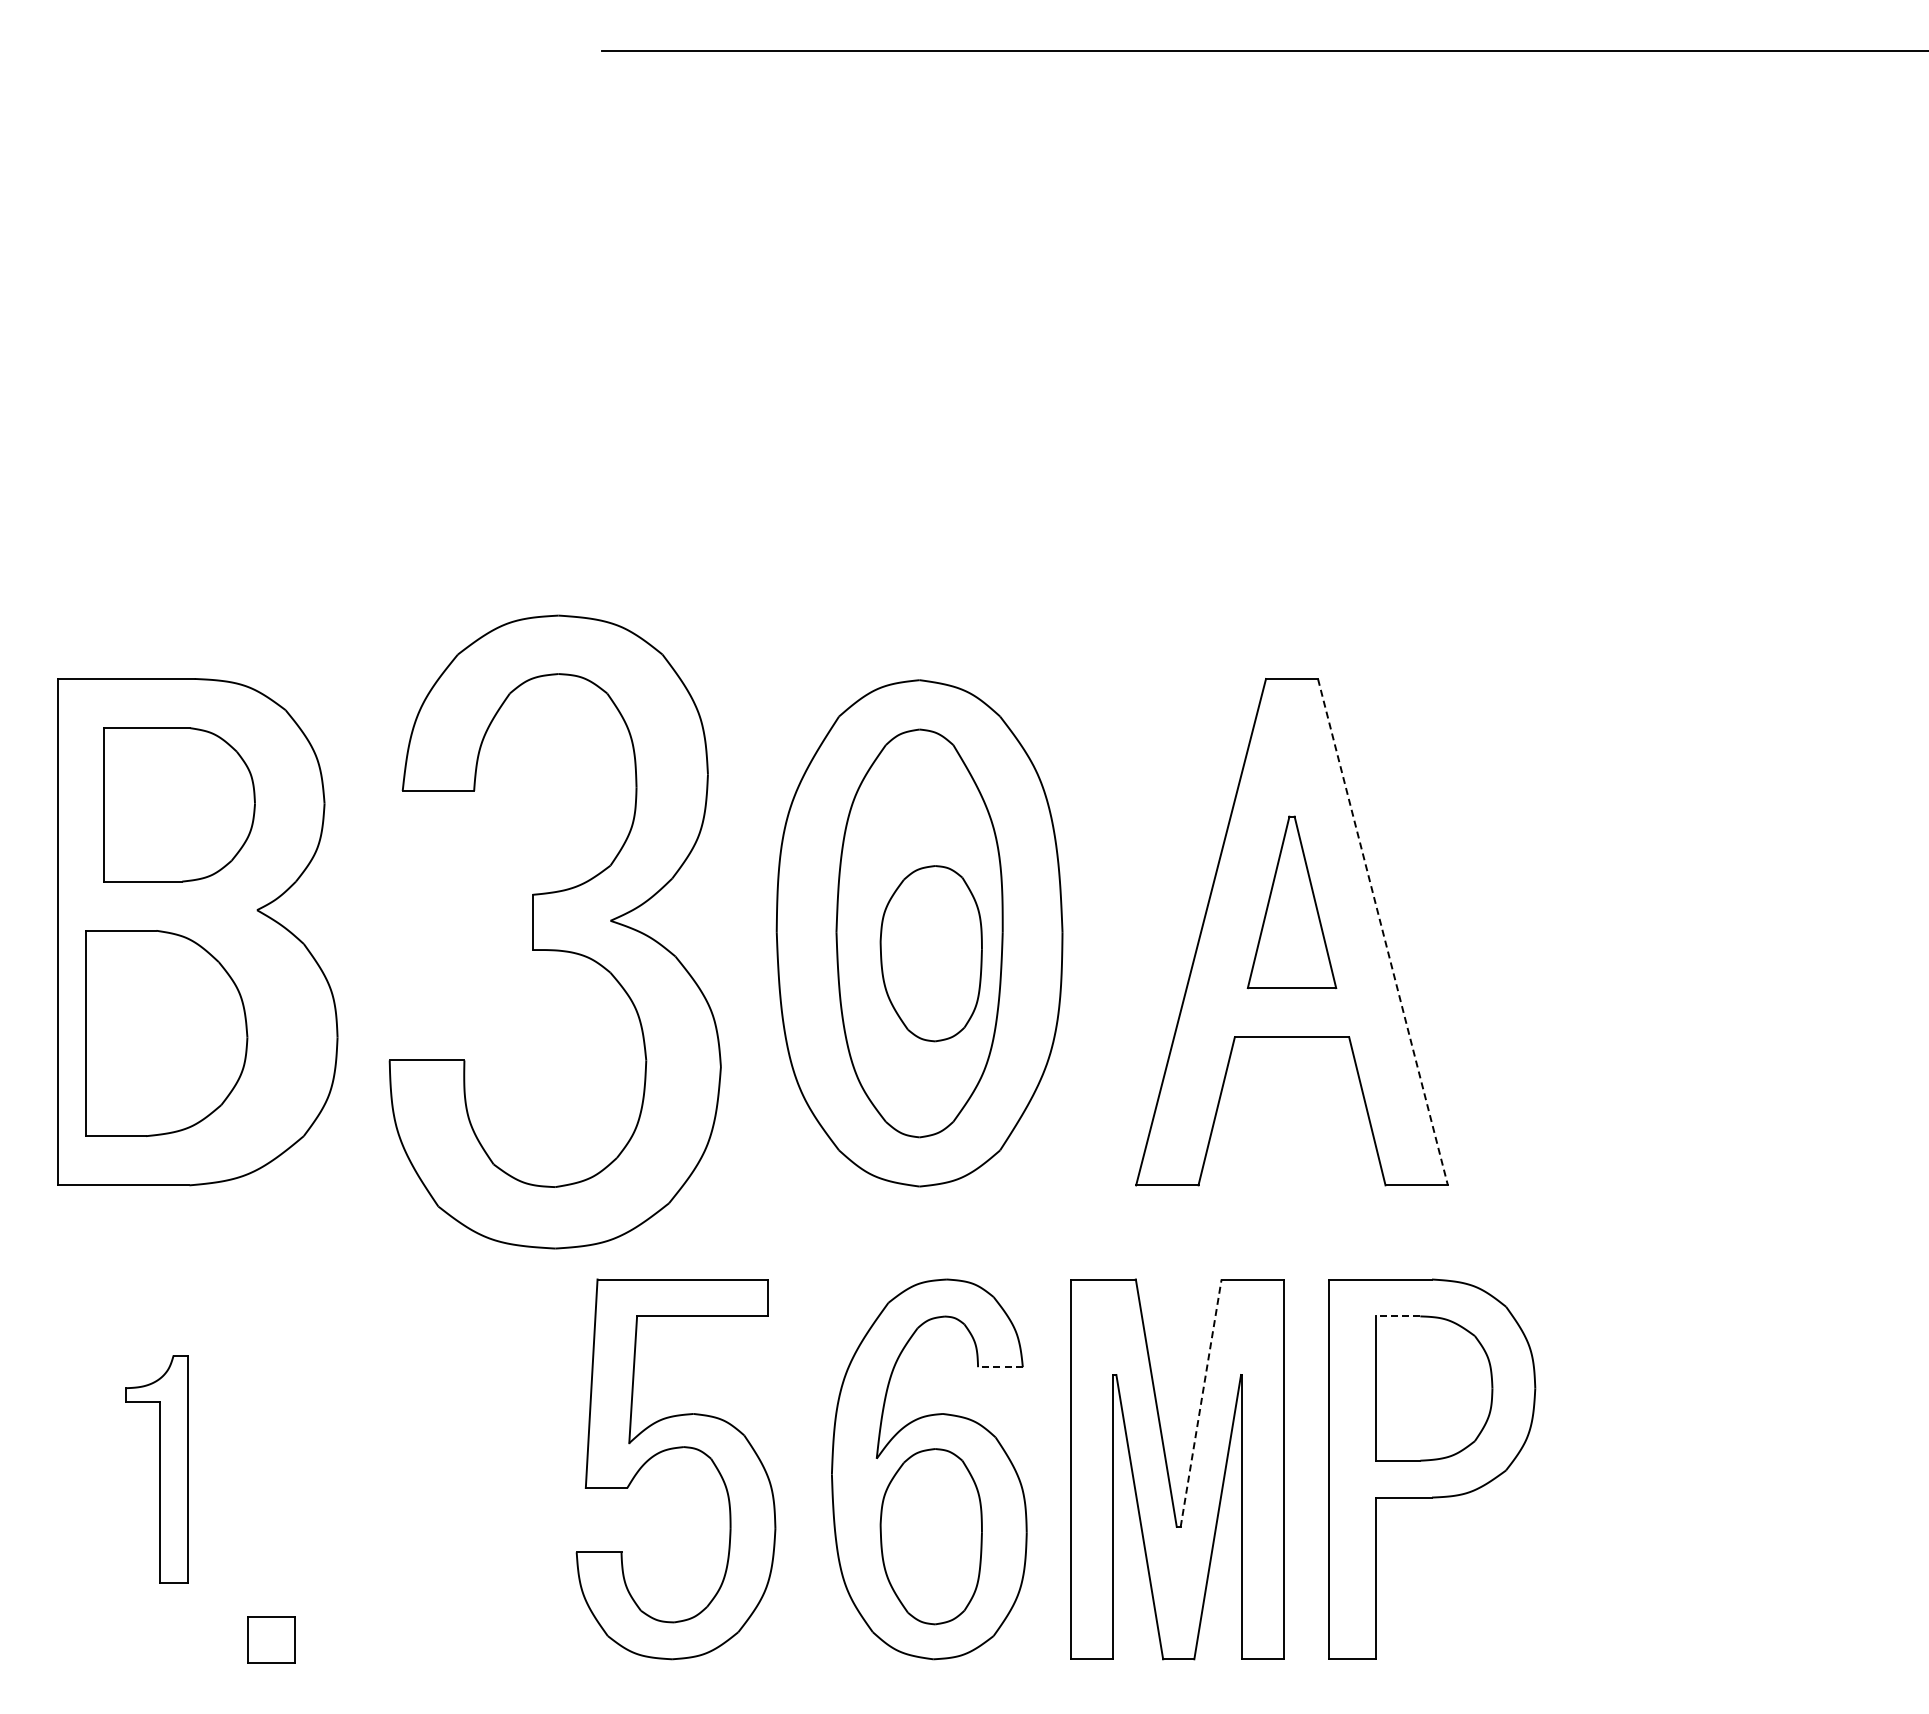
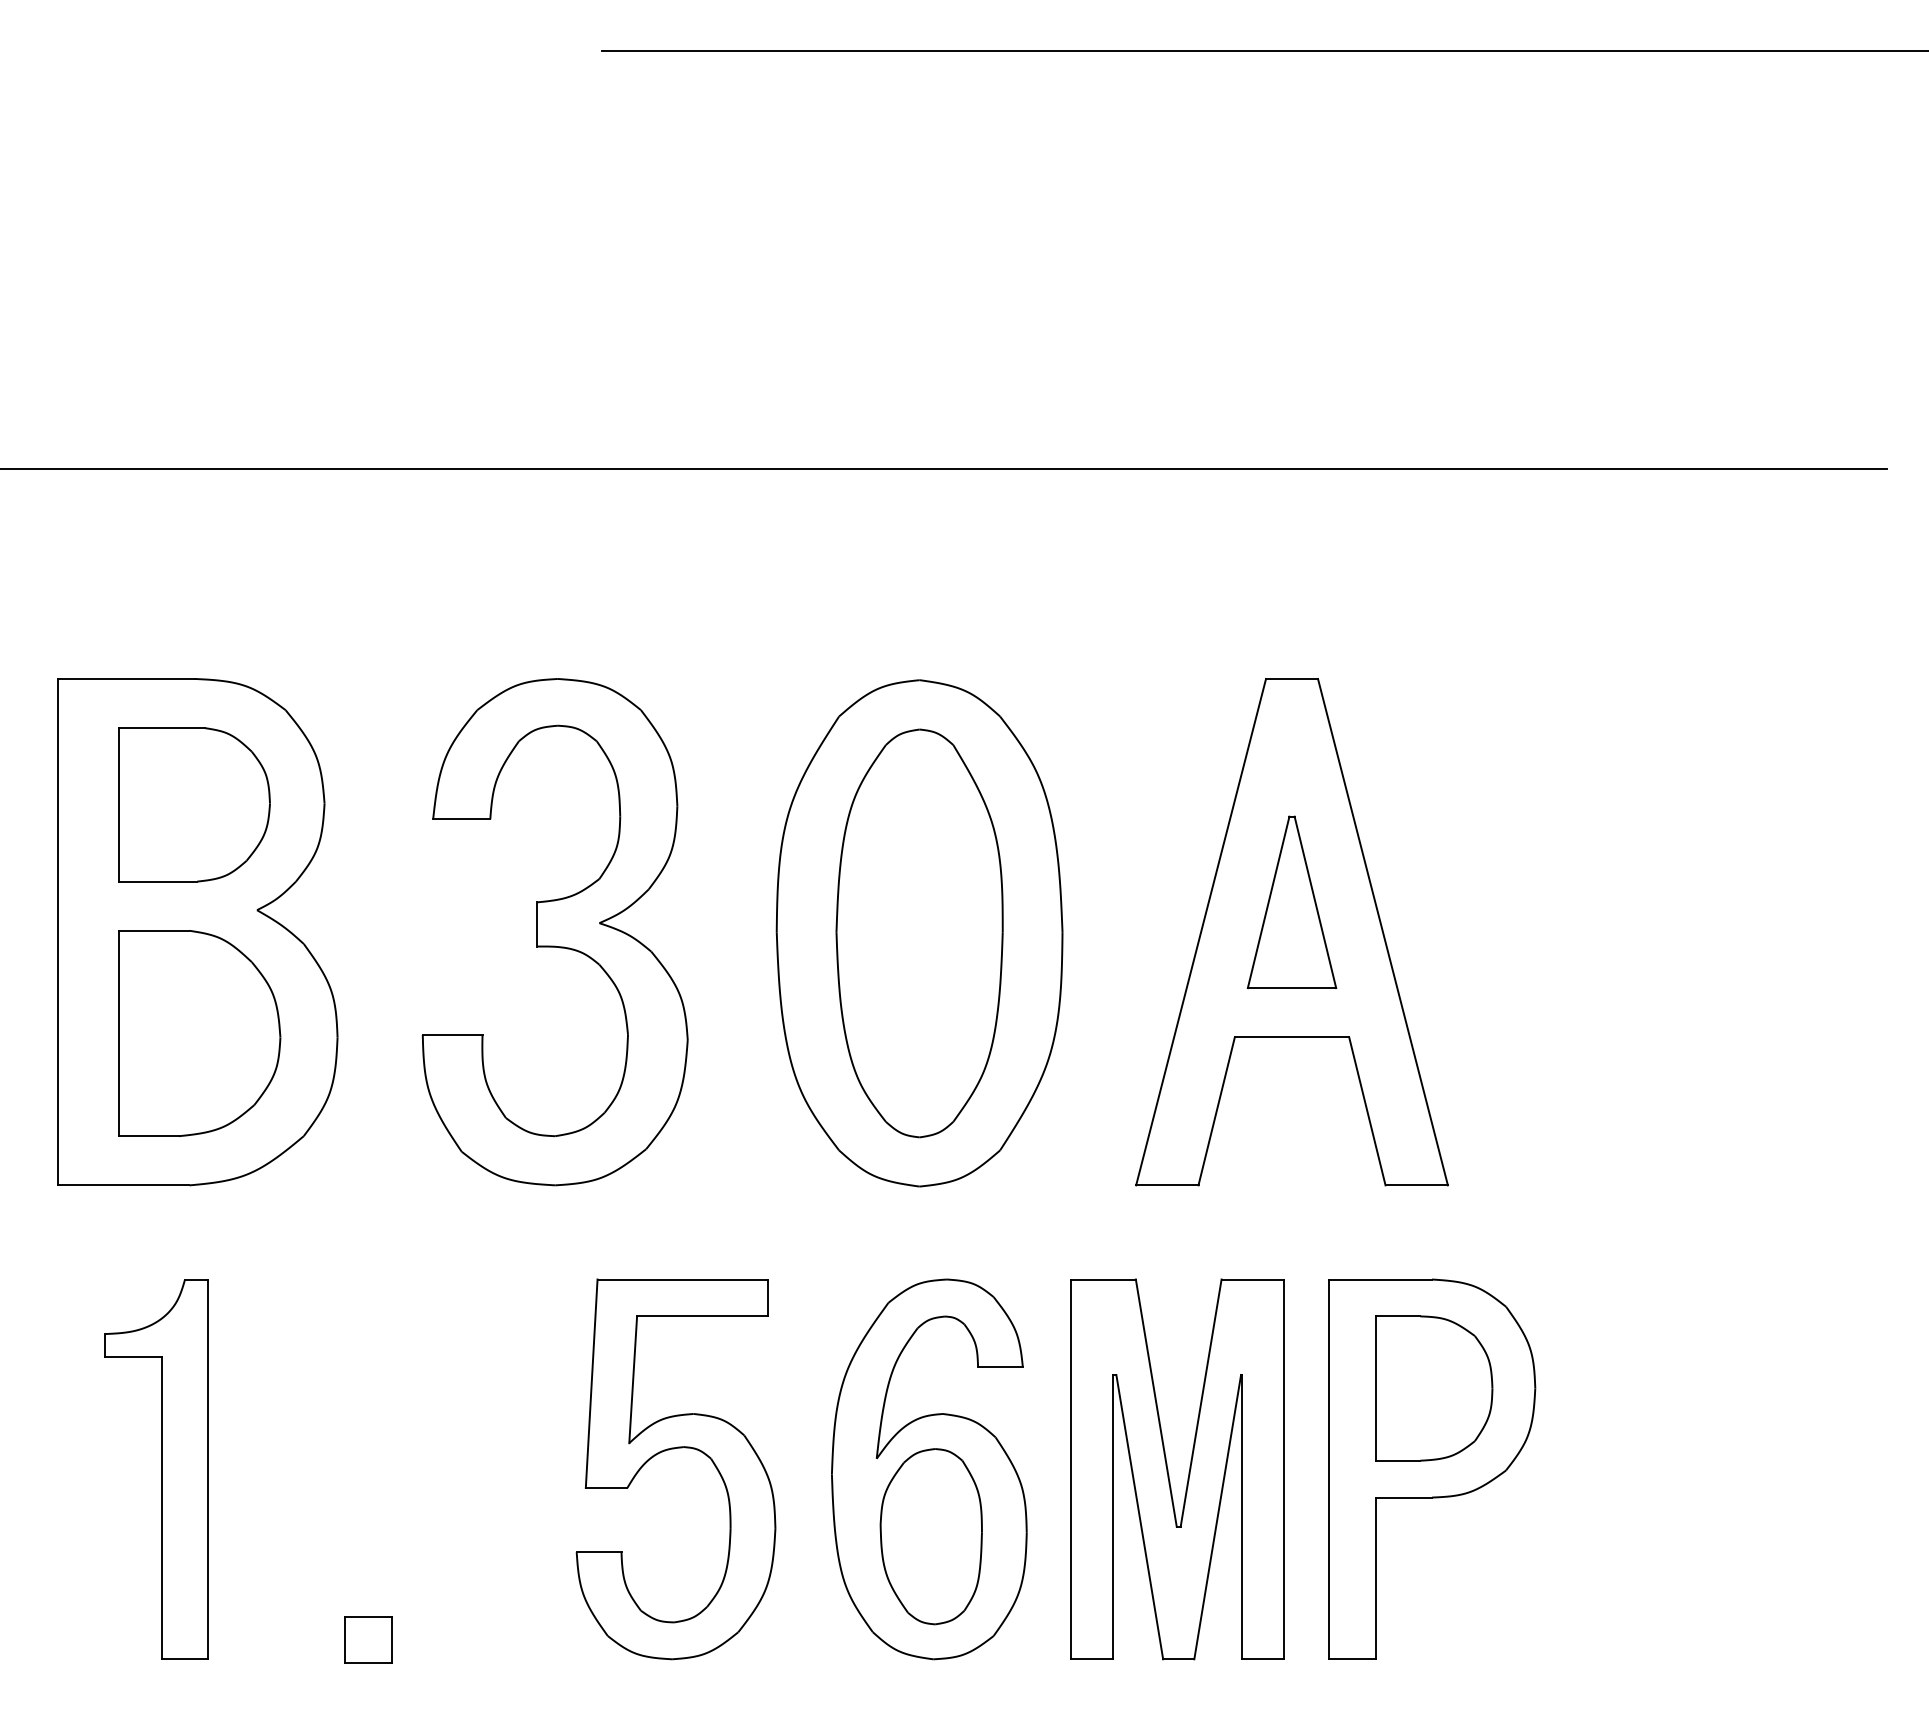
line: none -> present (944, 469)
part position: (179, 804) -> (194, 804) (194, 804)
part size: 334x636 px -> 268x509 px (554, 932)
line: dashed -> solid (1383, 932)
part: present -> none (930, 953)
part position: (166, 1033) -> (199, 1033) (199, 1033)
line: dashed -> solid (1397, 1316)
line: dashed -> solid (999, 1367)
line: dashed -> solid (1201, 1402)
part size: 64x229 px -> 105x381 px (156, 1469)
part position: (271, 1639) -> (368, 1639) (368, 1639)
